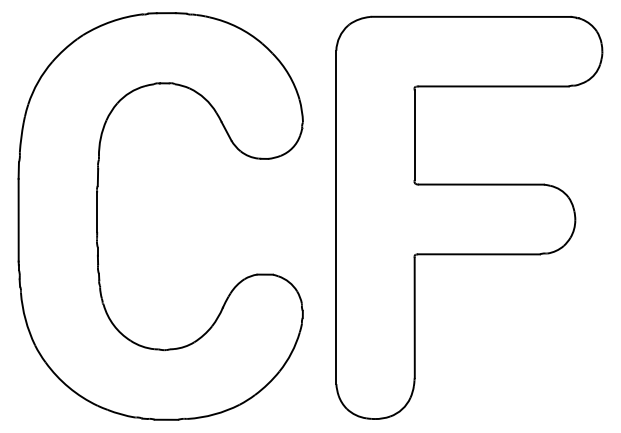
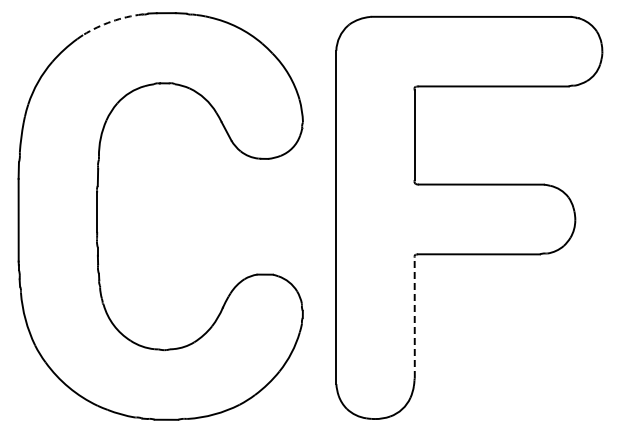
arc: solid -> dashed (111, 21)
line: solid -> dashed (414, 317)
